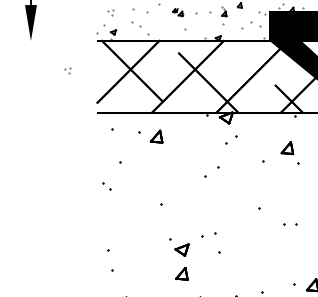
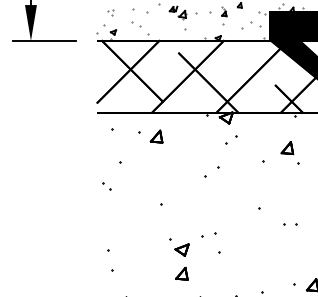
part size: 13x10 px -> 20x16 px (177, 12)
line: none -> present (44, 40)
part: present -> none (67, 70)
